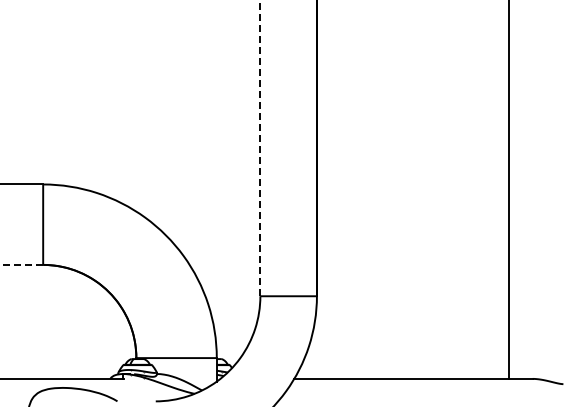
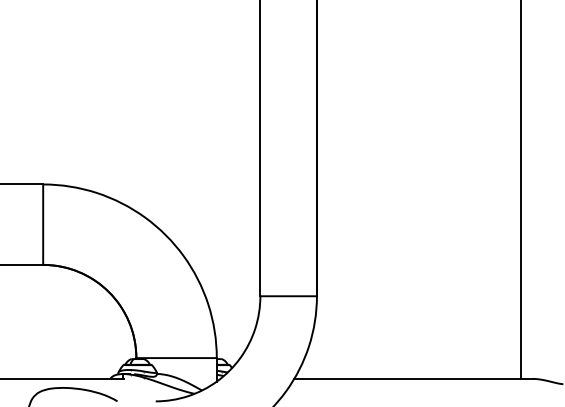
line: dashed -> solid (260, 148)
line position: (509, 190) -> (521, 190) (521, 190)
line: dashed -> solid (22, 264)
